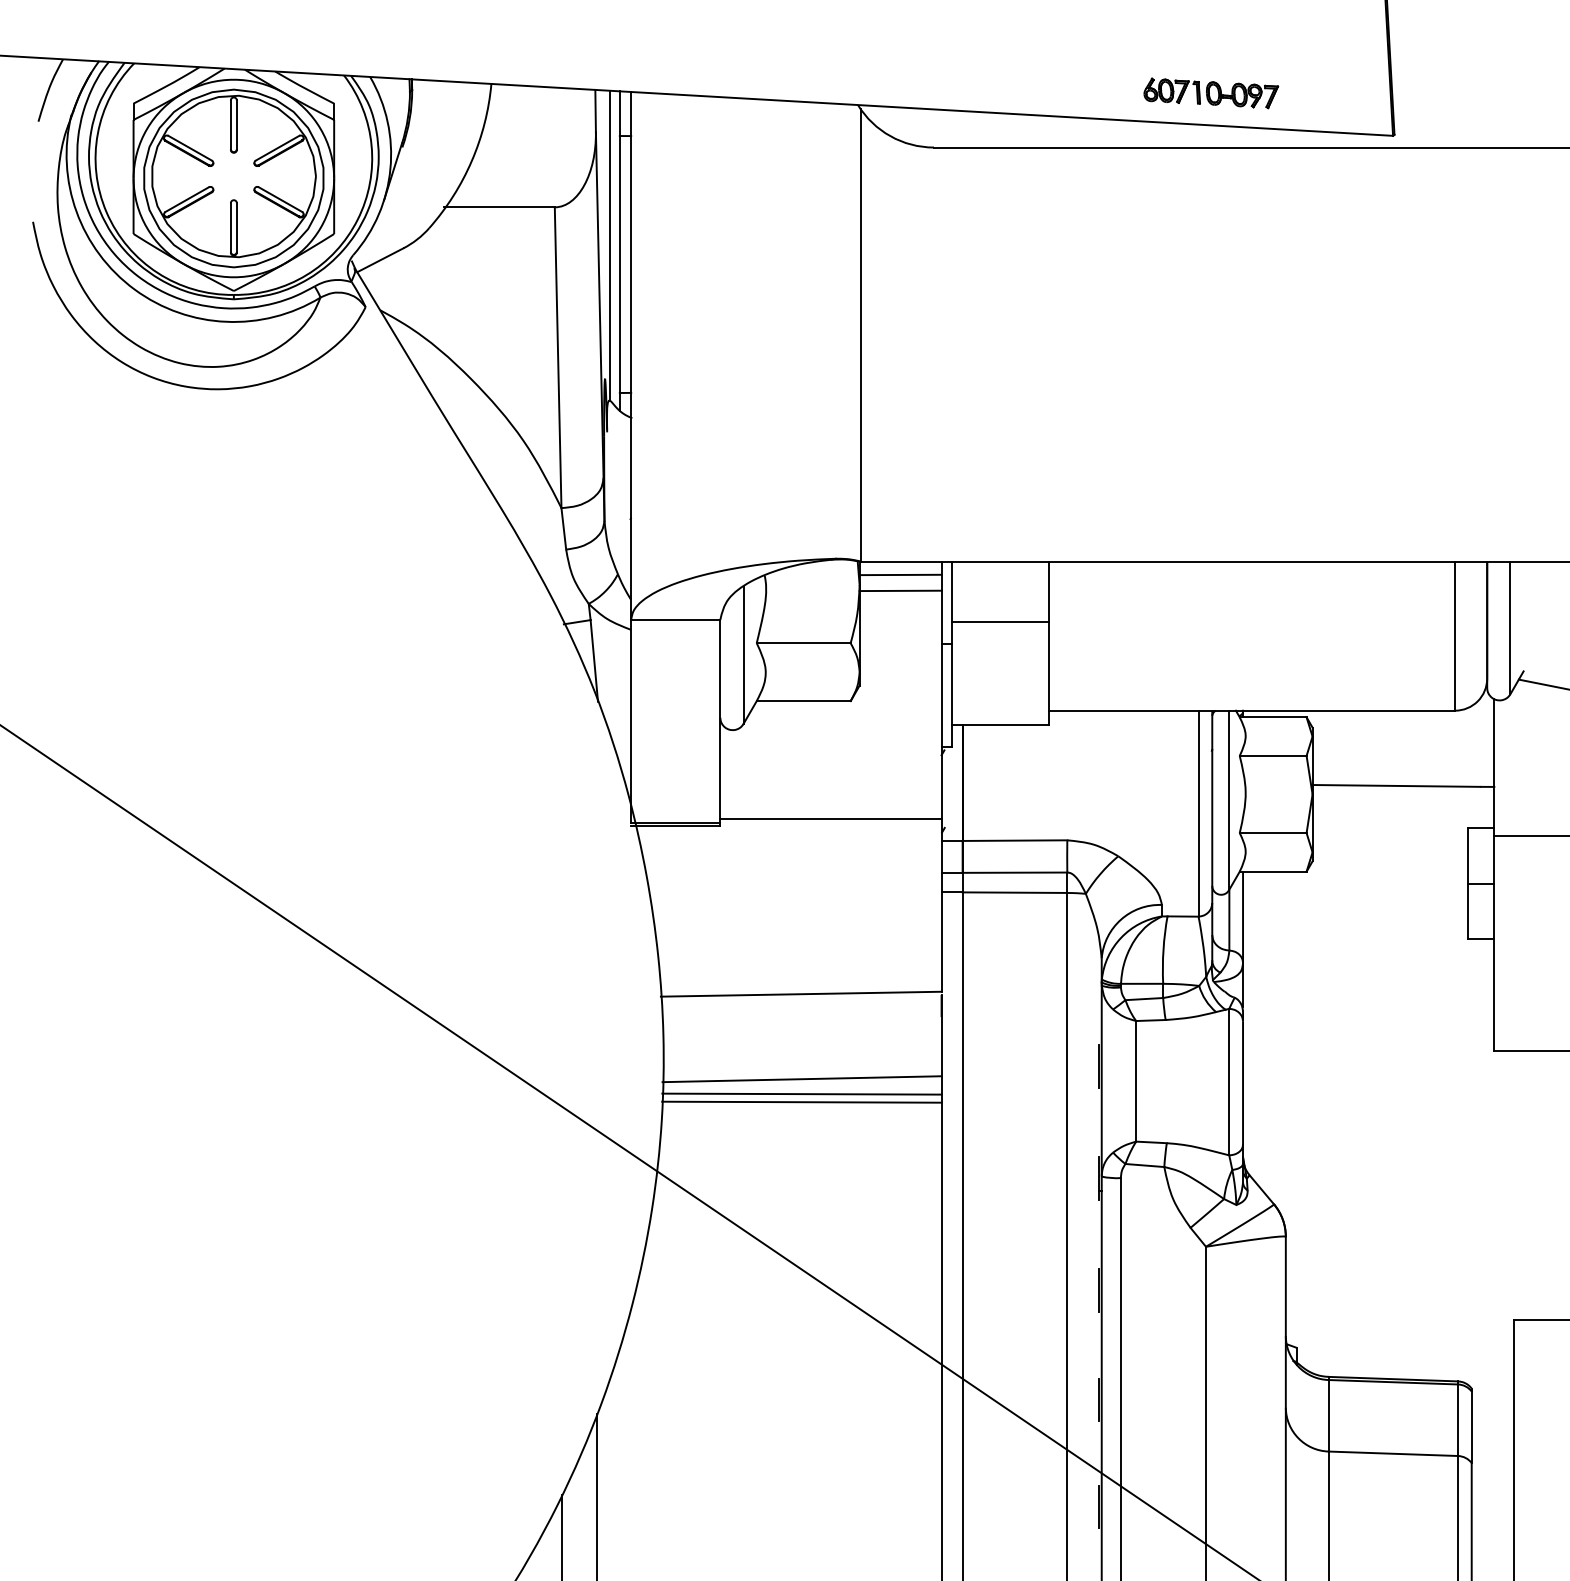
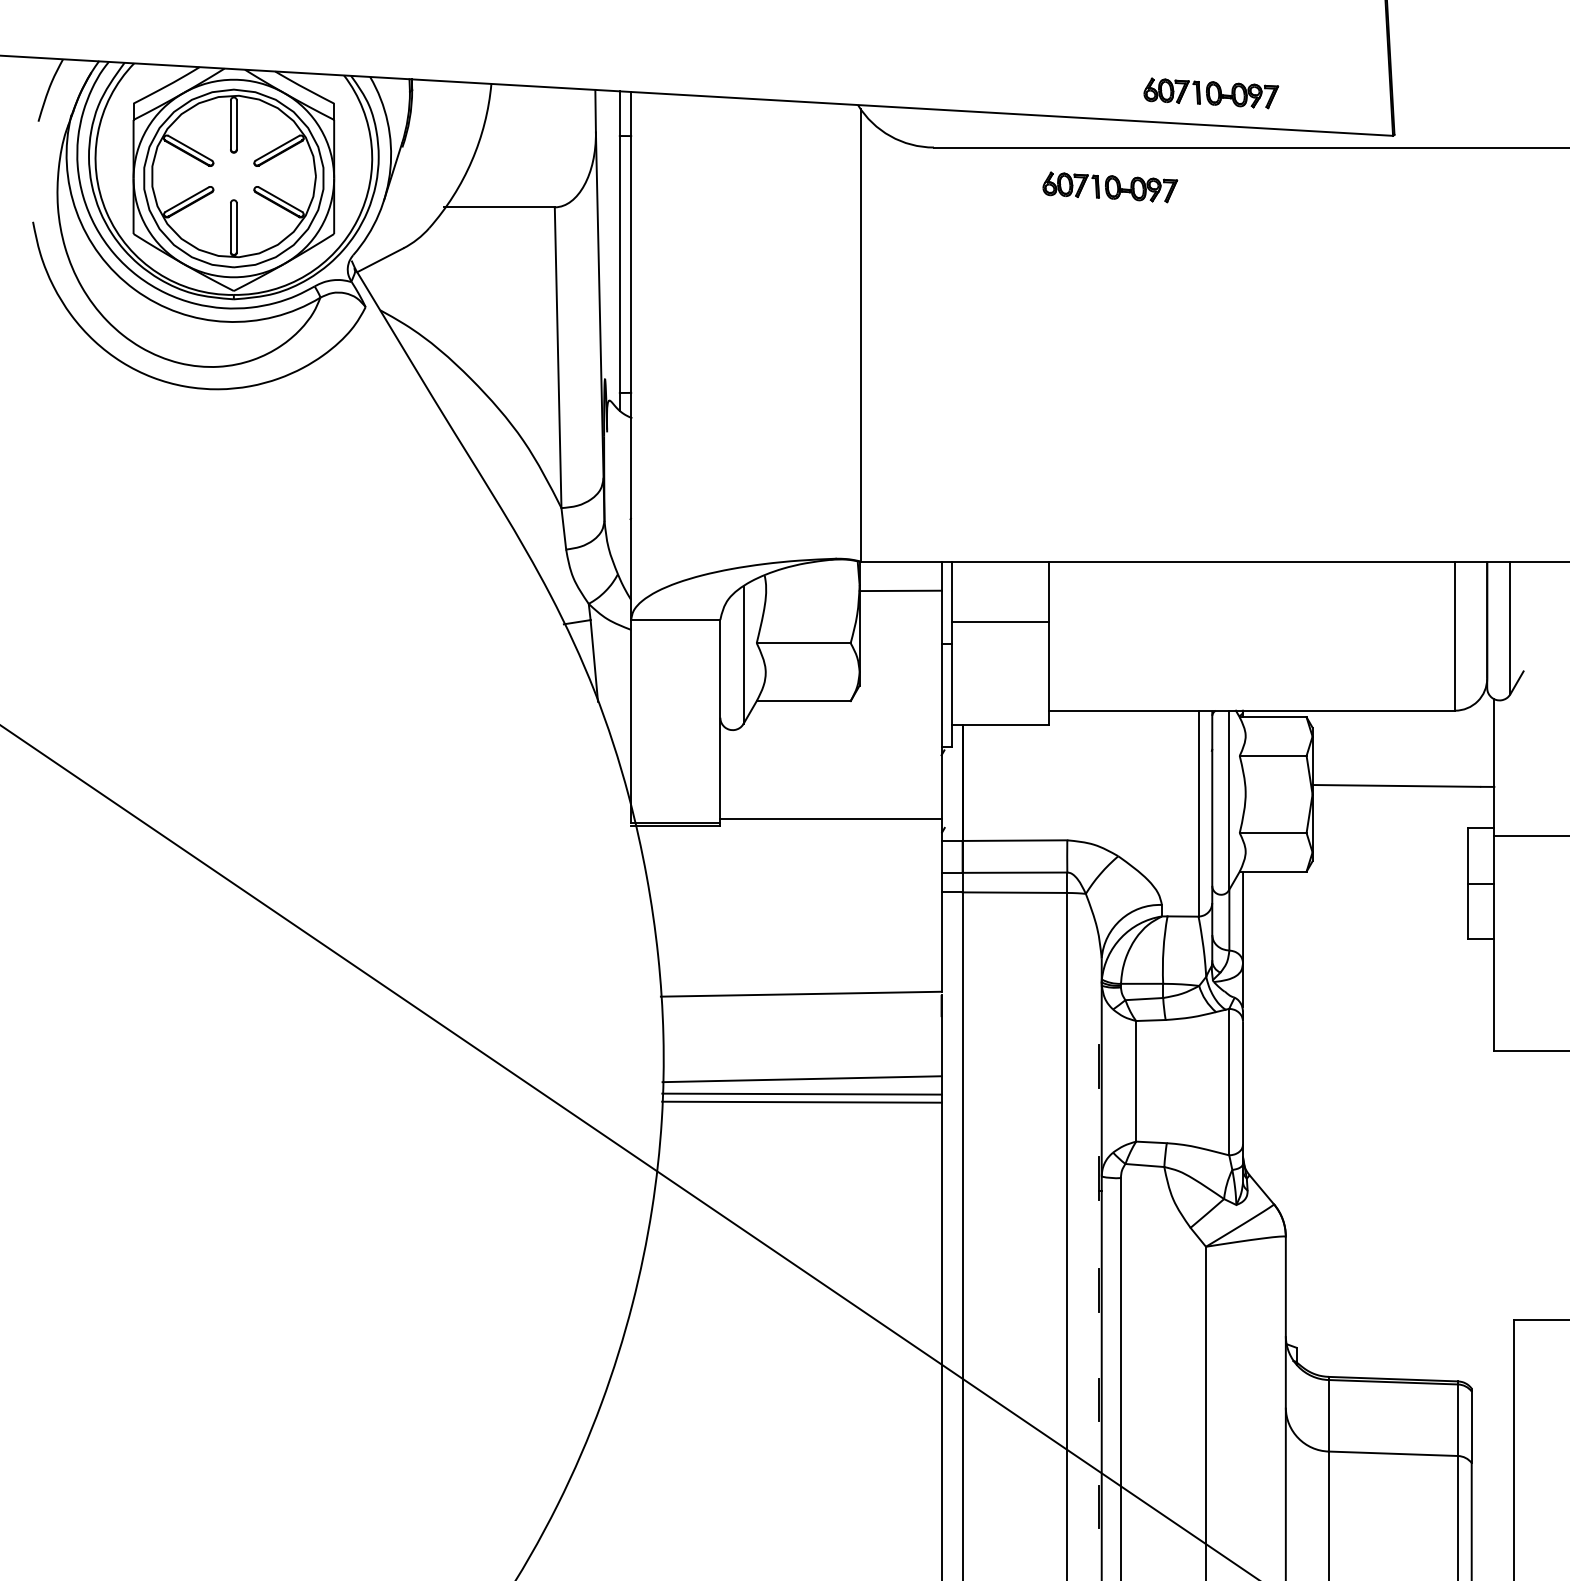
part: none -> present (1110, 187)
line: present -> none (609, 245)
line: present -> none (900, 574)
line: present -> none (1542, 684)
line: present -> none (597, 1495)
line: present -> none (562, 1535)
